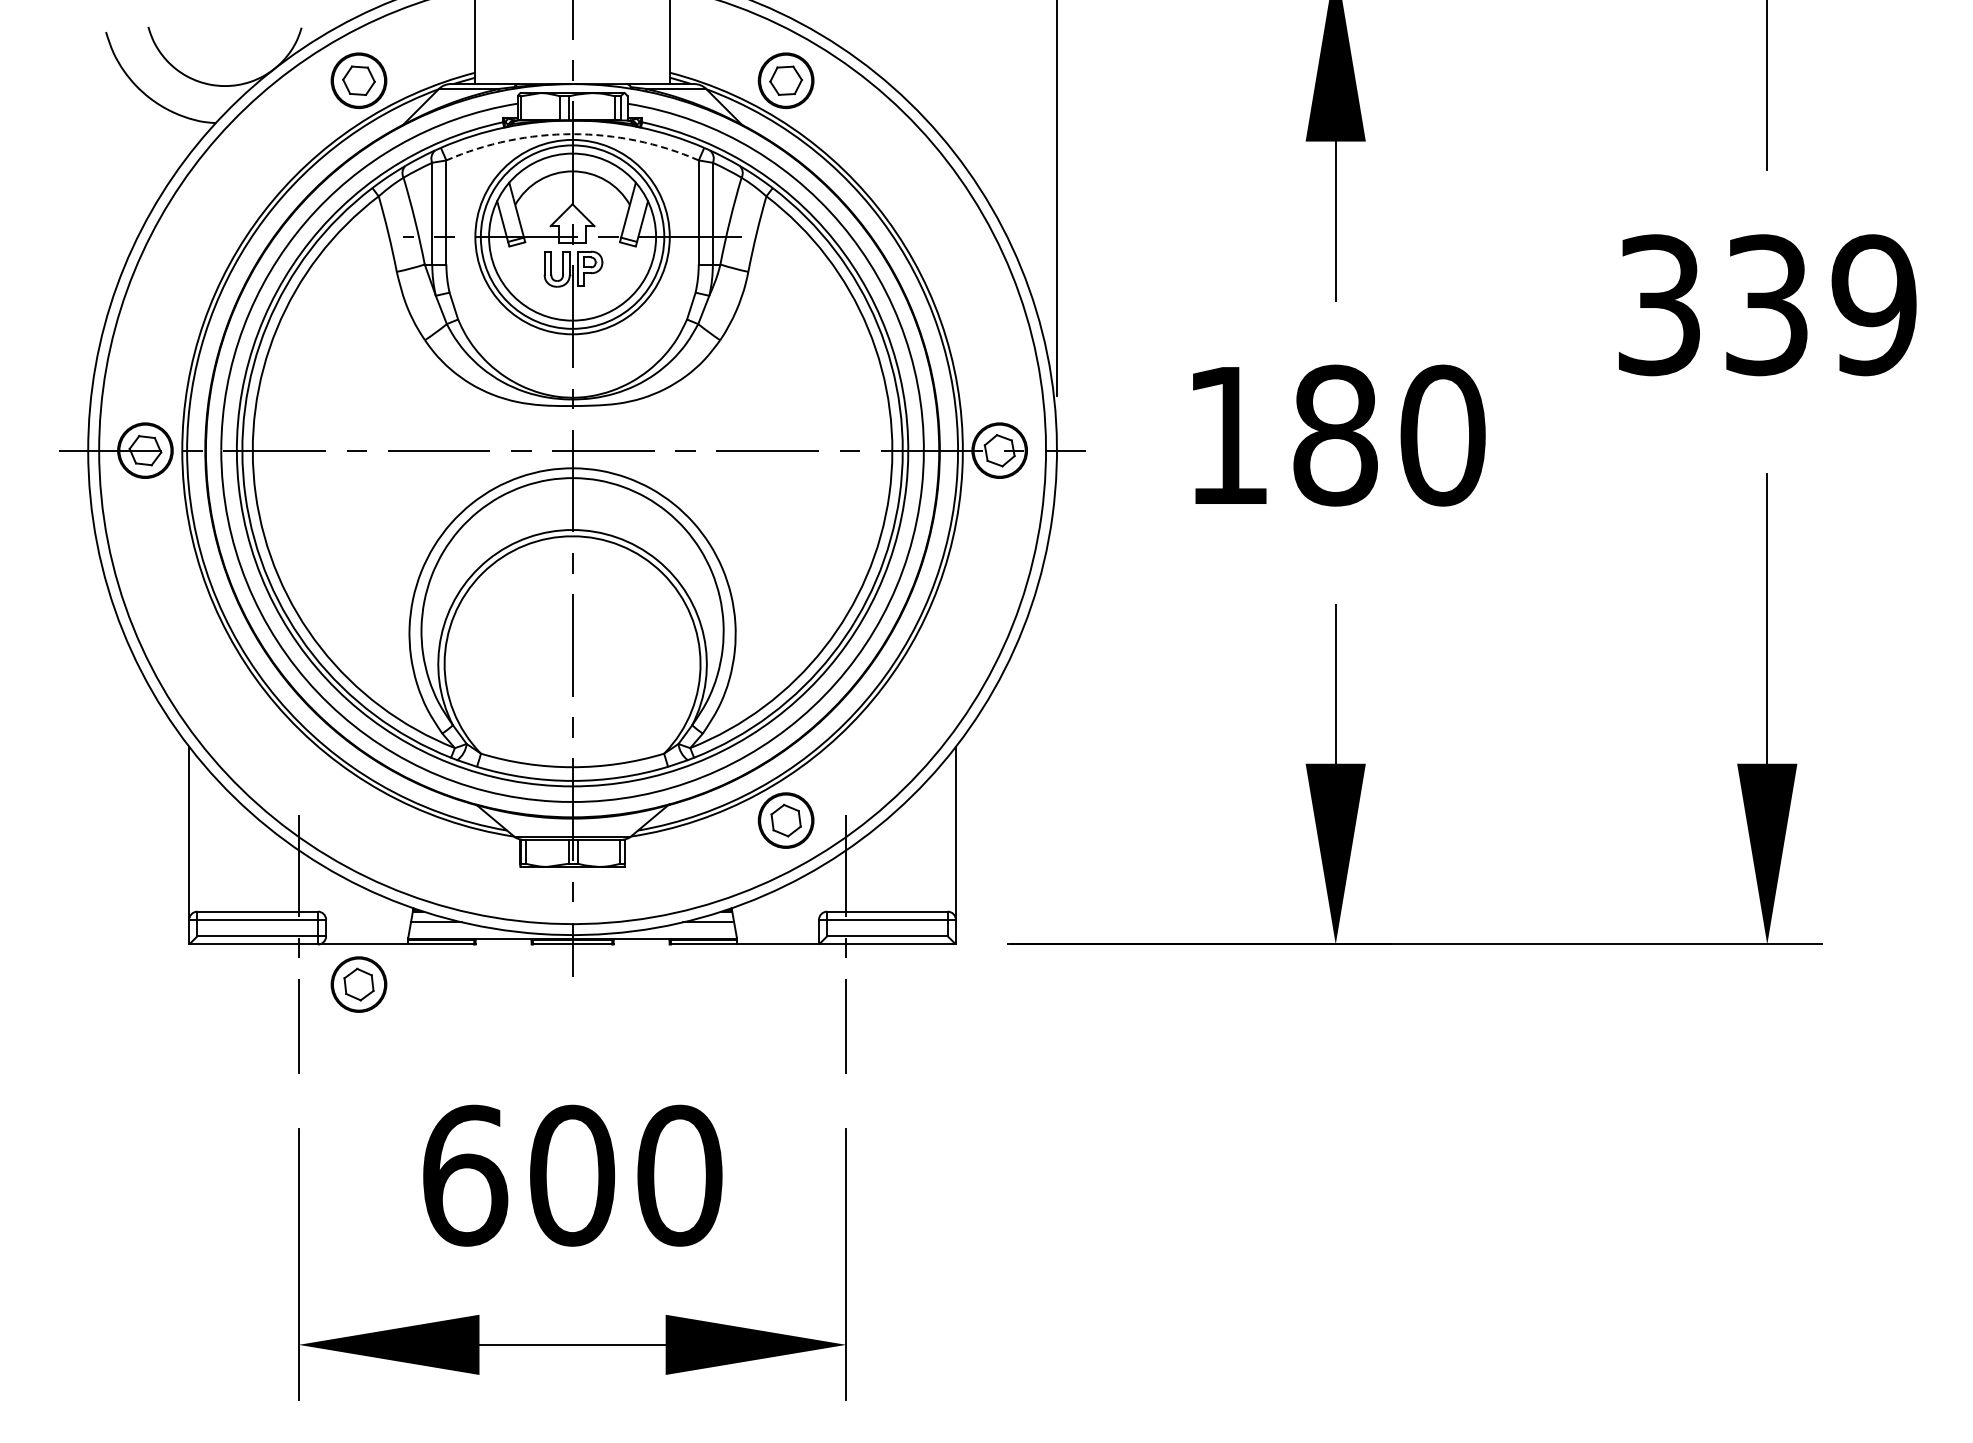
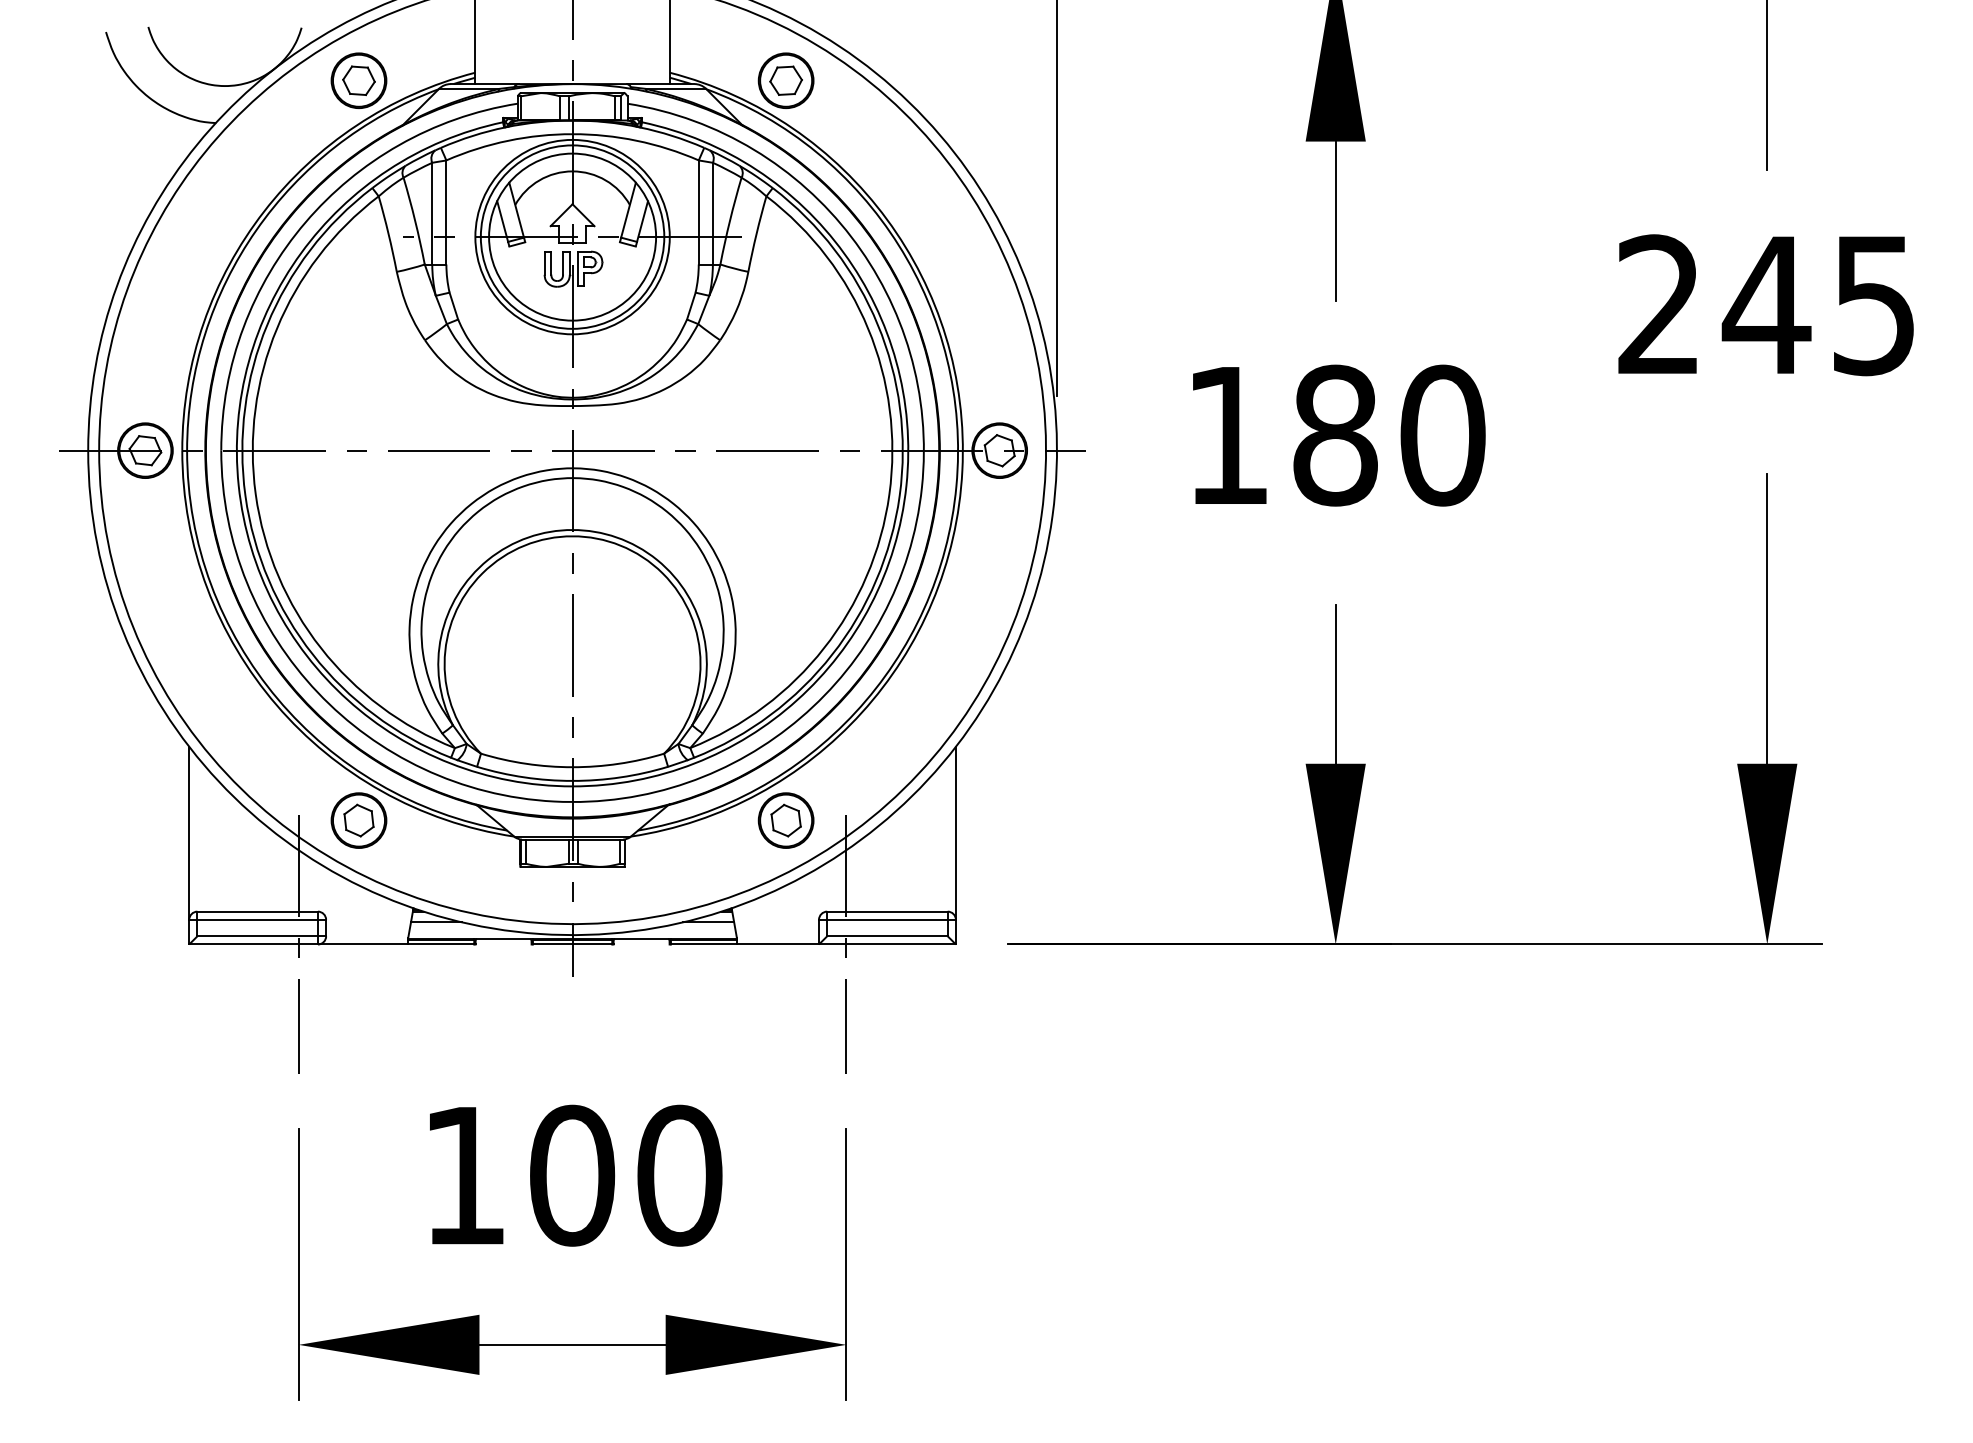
arc: dashed -> solid (572, 134)
text: 339 -> 245 (1767, 305)
part position: (358, 984) -> (358, 820) (358, 820)
text: 600 -> 100 (465, 1175)
